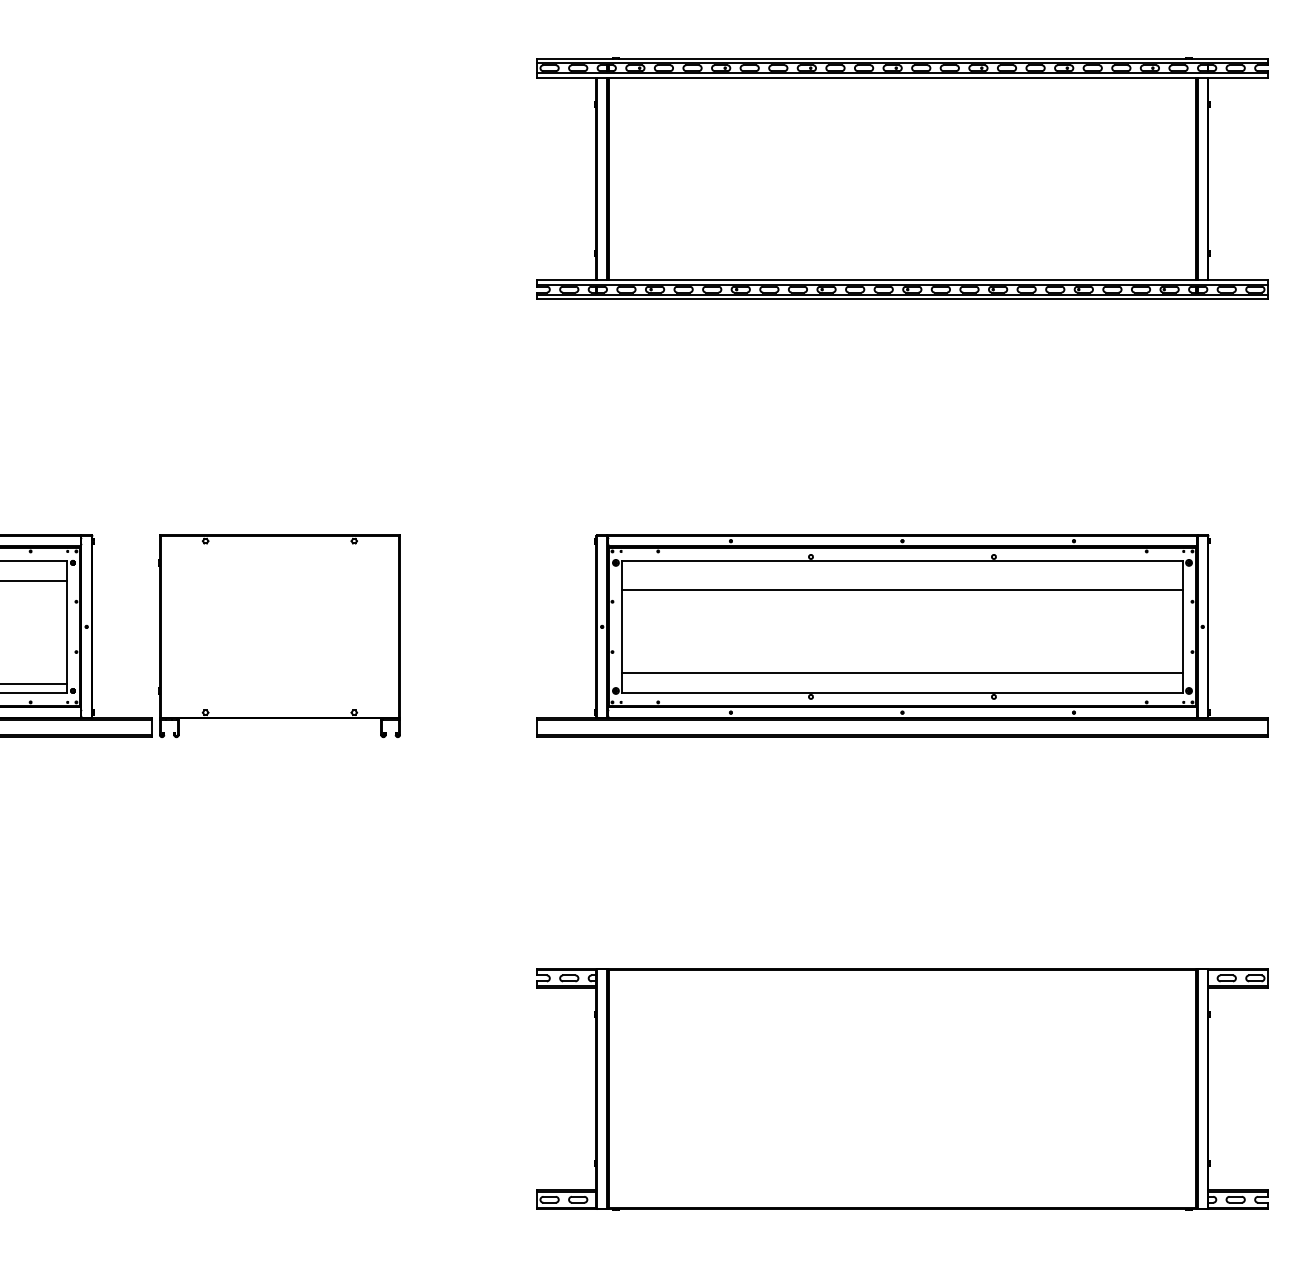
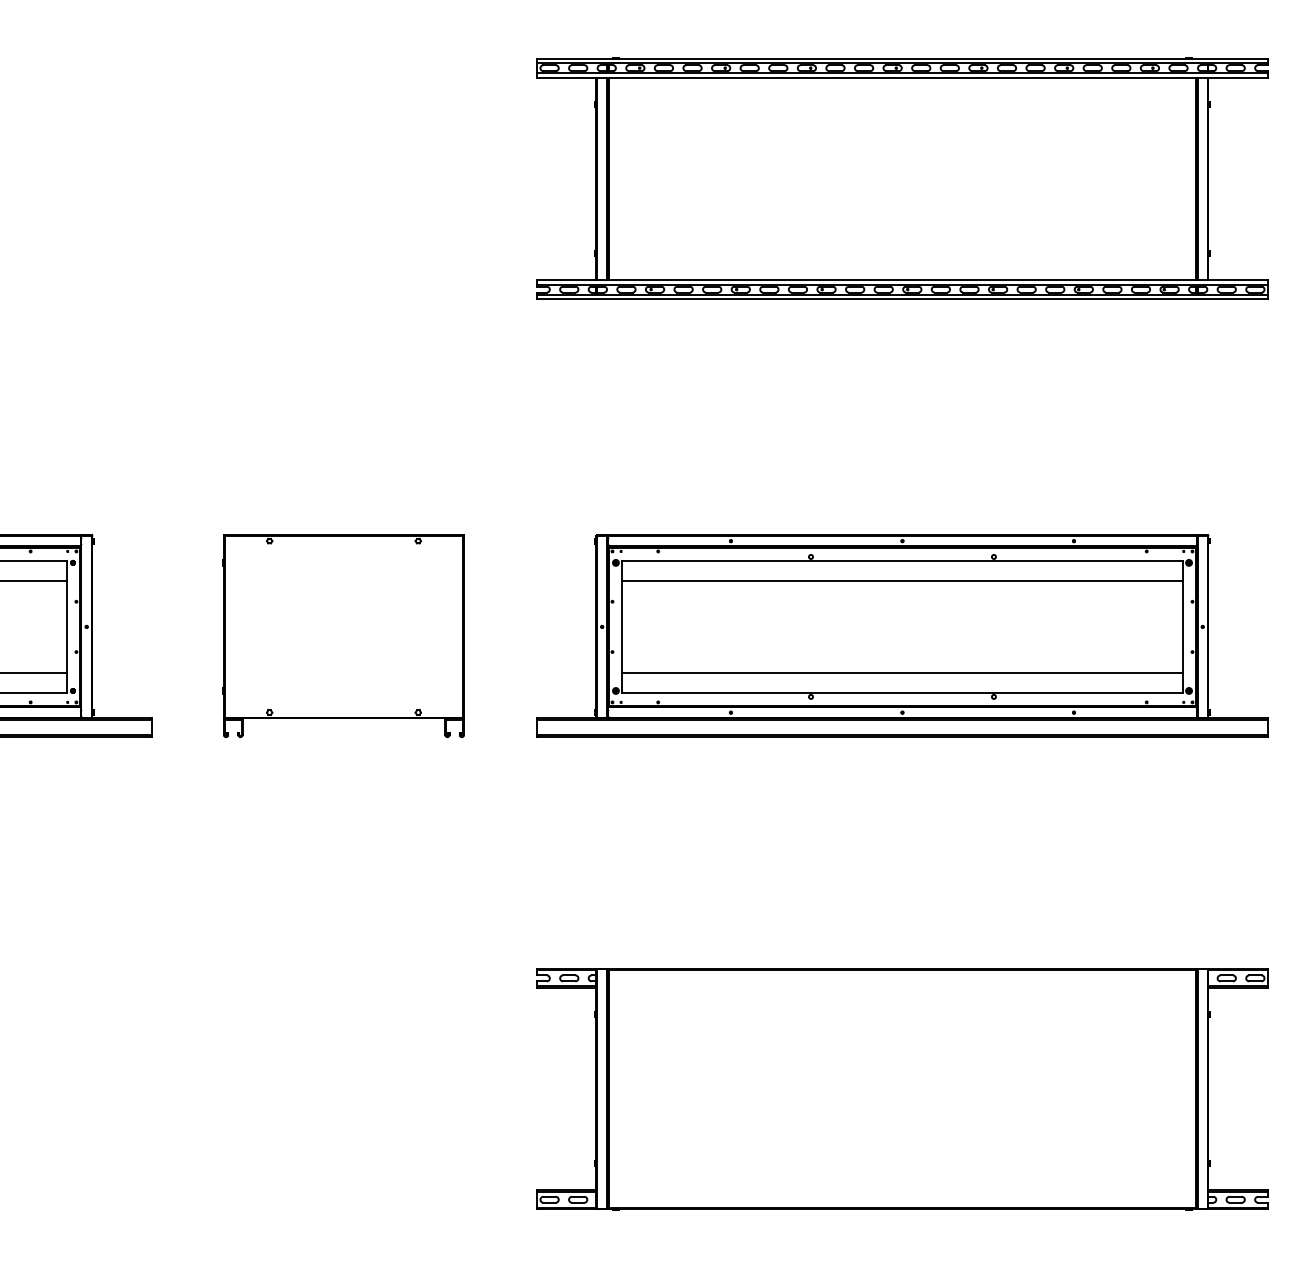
line position: (902, 590) -> (902, 581) (902, 581)
part position: (279, 636) -> (343, 636) (343, 636)
line position: (34, 683) -> (34, 672) (34, 672)
